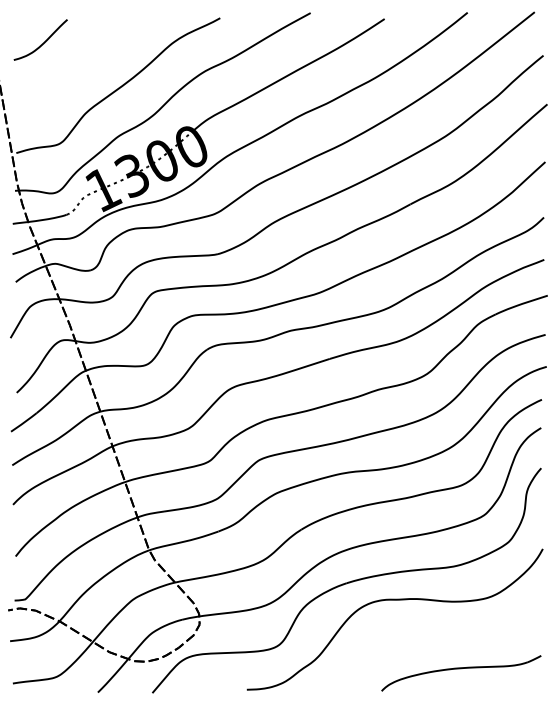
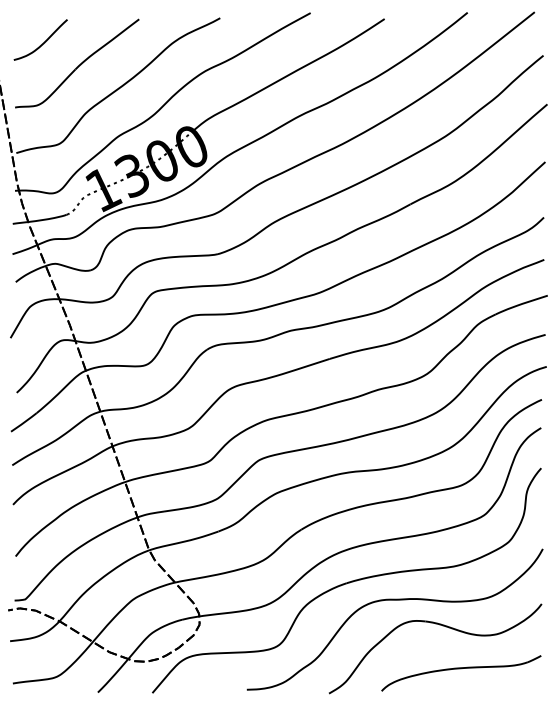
part: none -> present (77, 63)
part: none -> present (442, 626)
